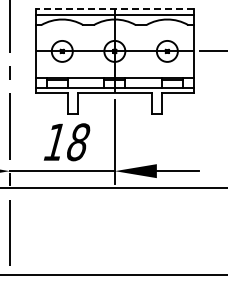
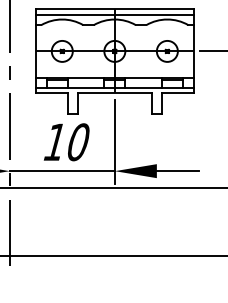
line: dashed -> solid (114, 9)
text: 18 -> 10 (78, 142)
line position: (113, 275) -> (113, 256) (113, 256)
